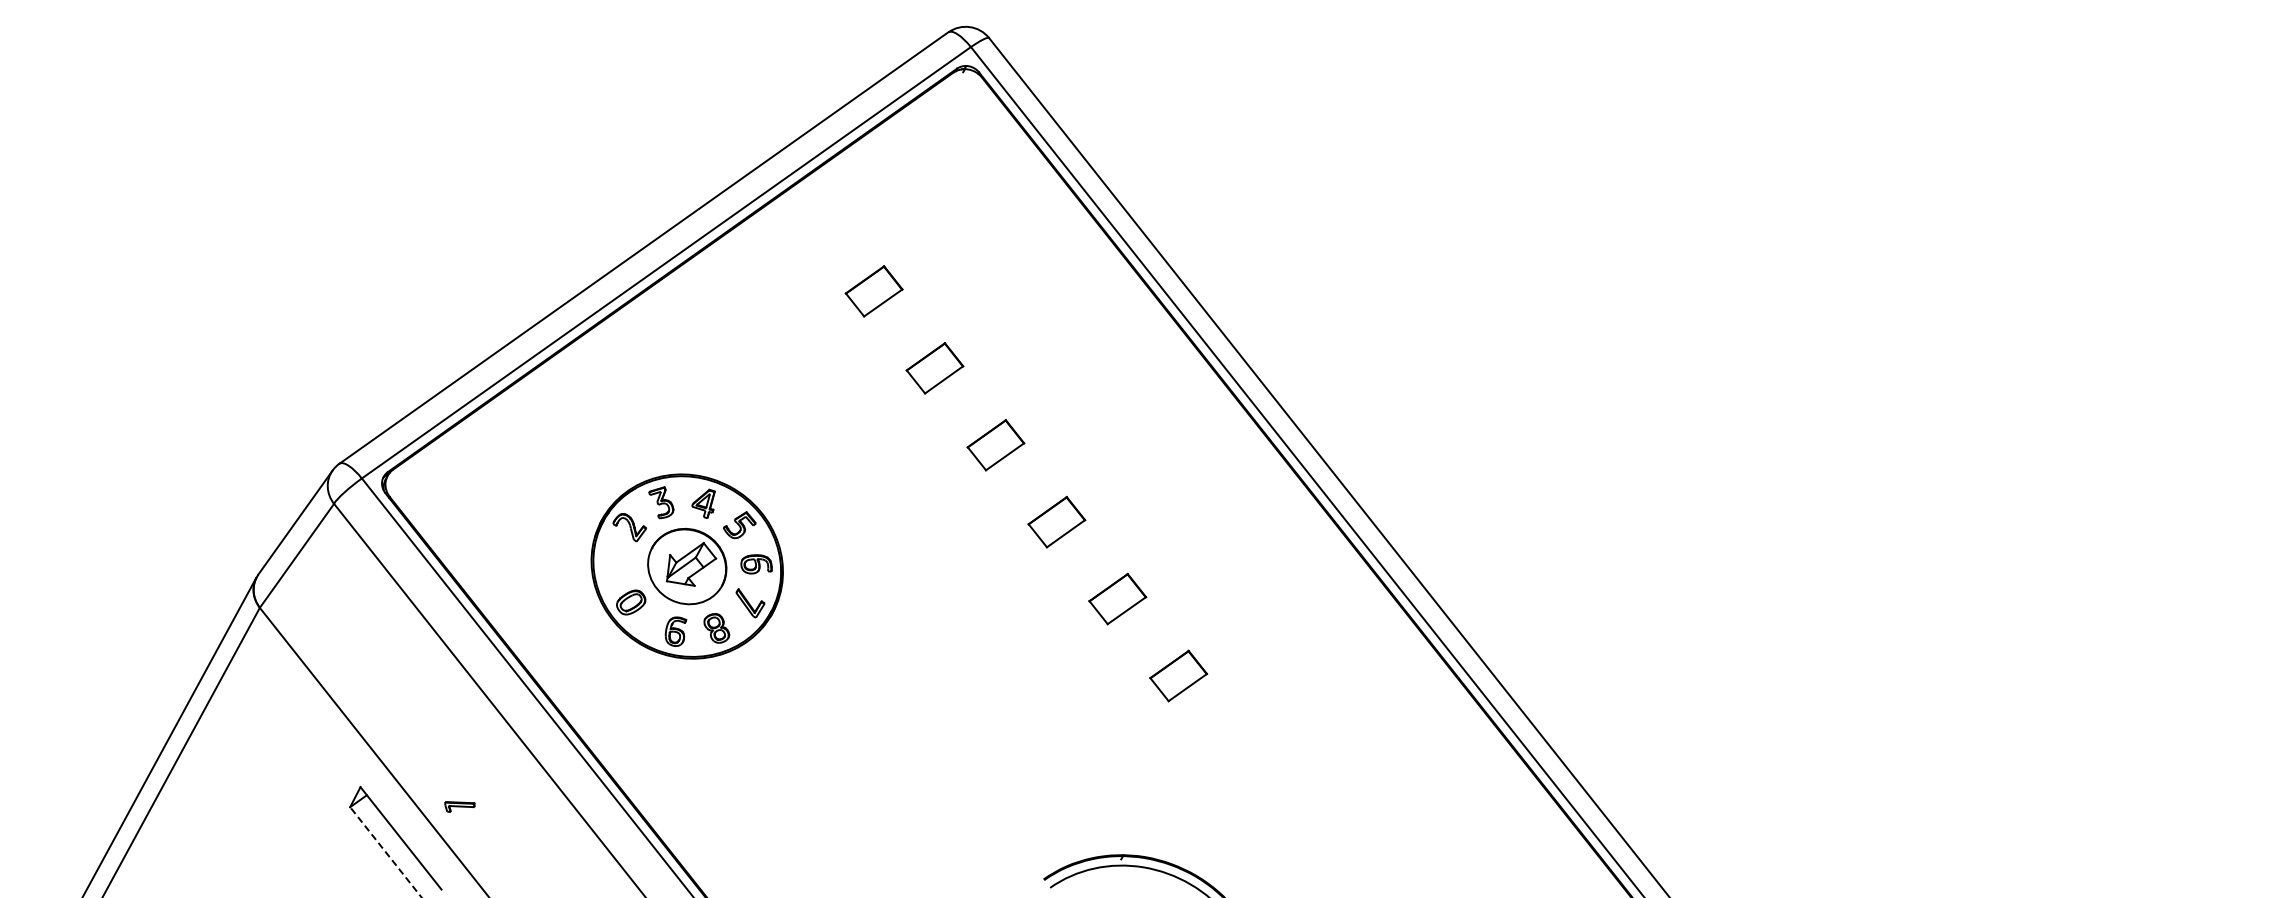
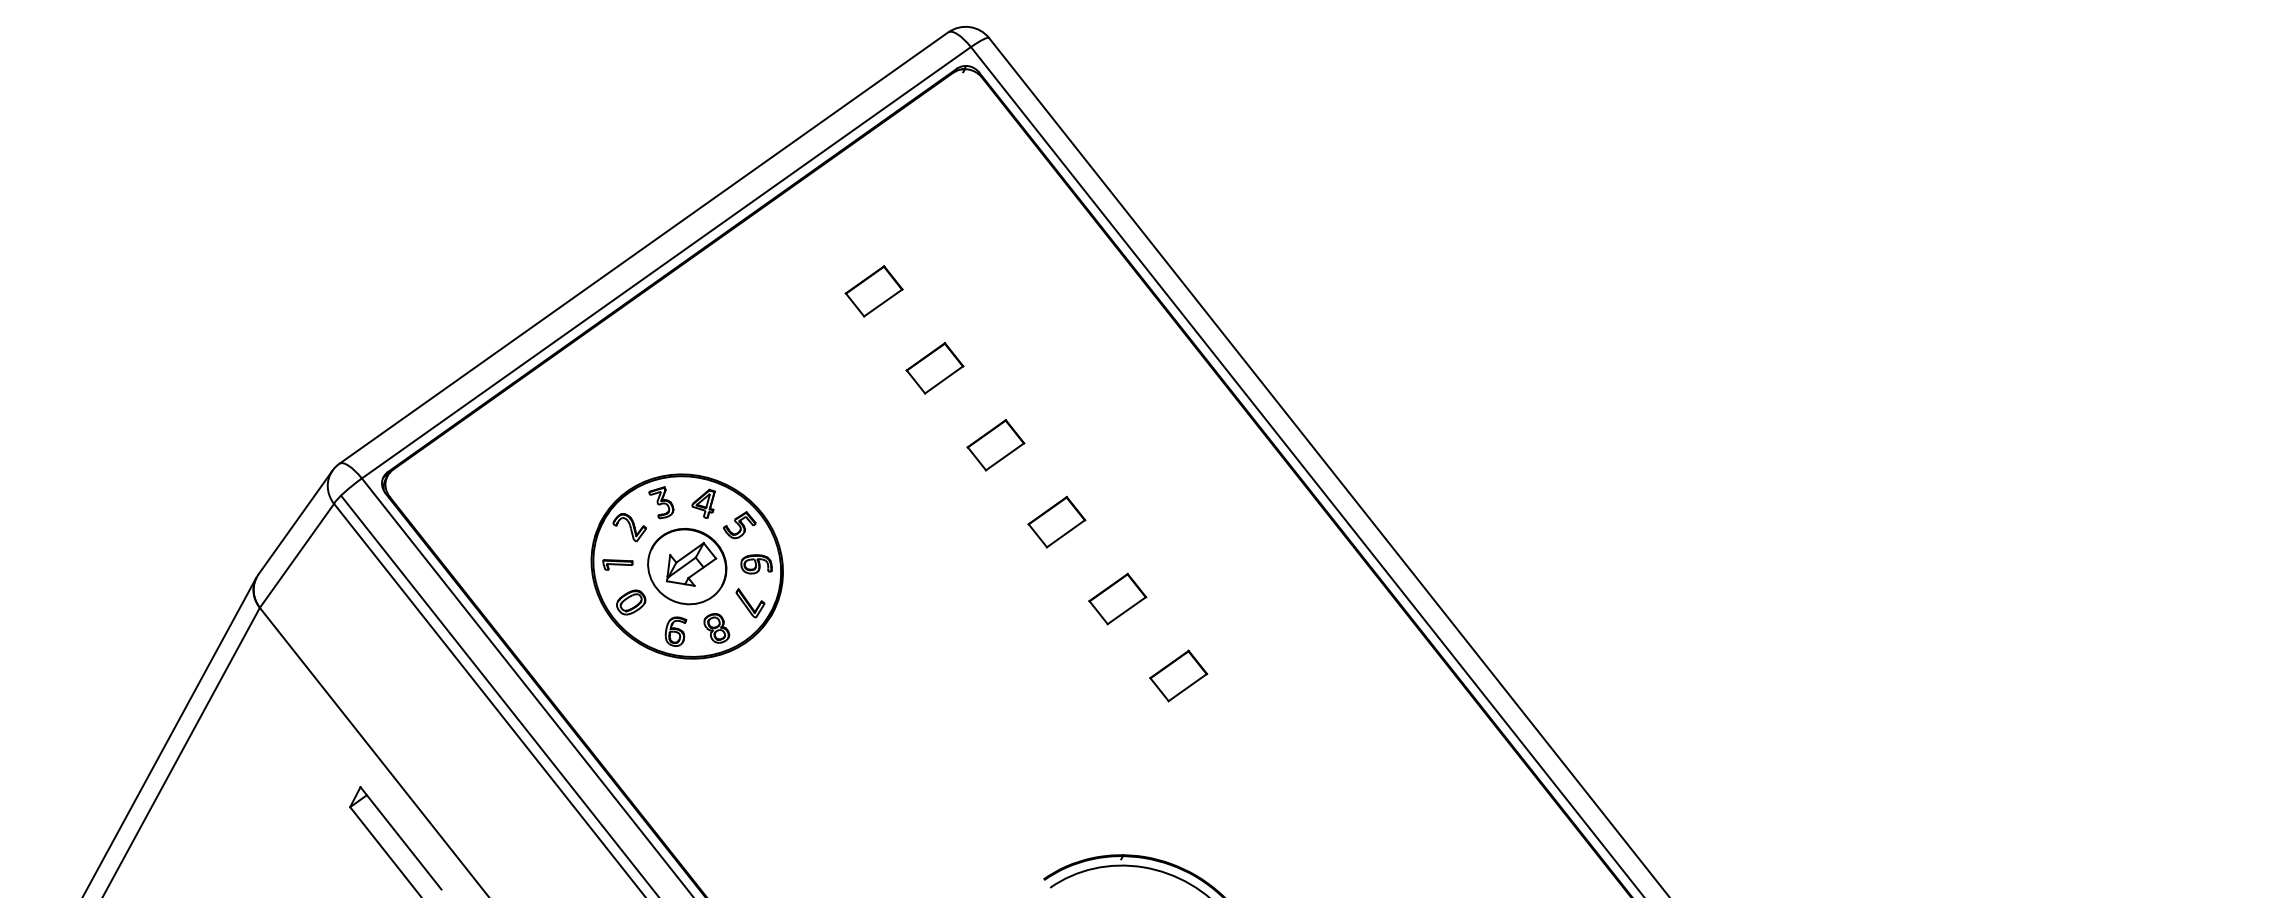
line: none -> present (499, 694)
part position: (459, 806) -> (617, 564) (617, 564)
line: dashed -> solid (386, 852)
